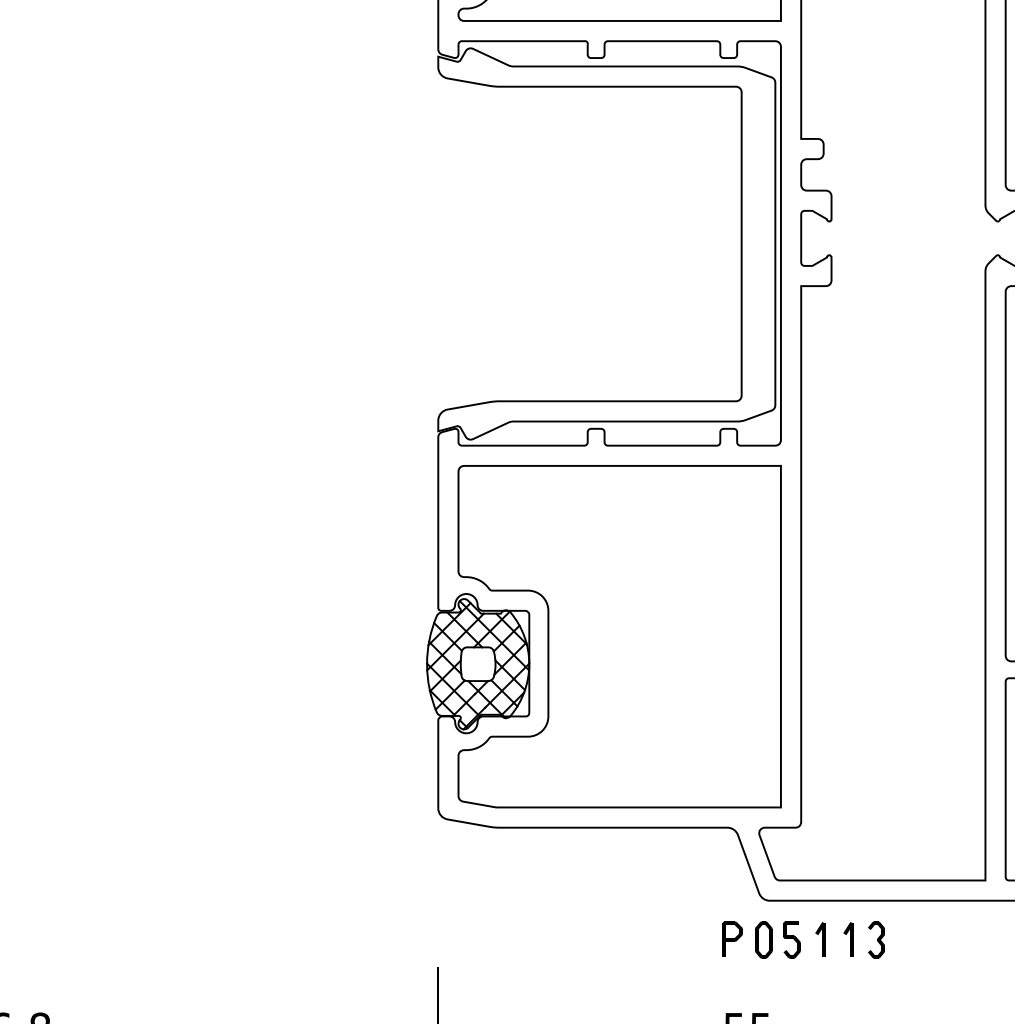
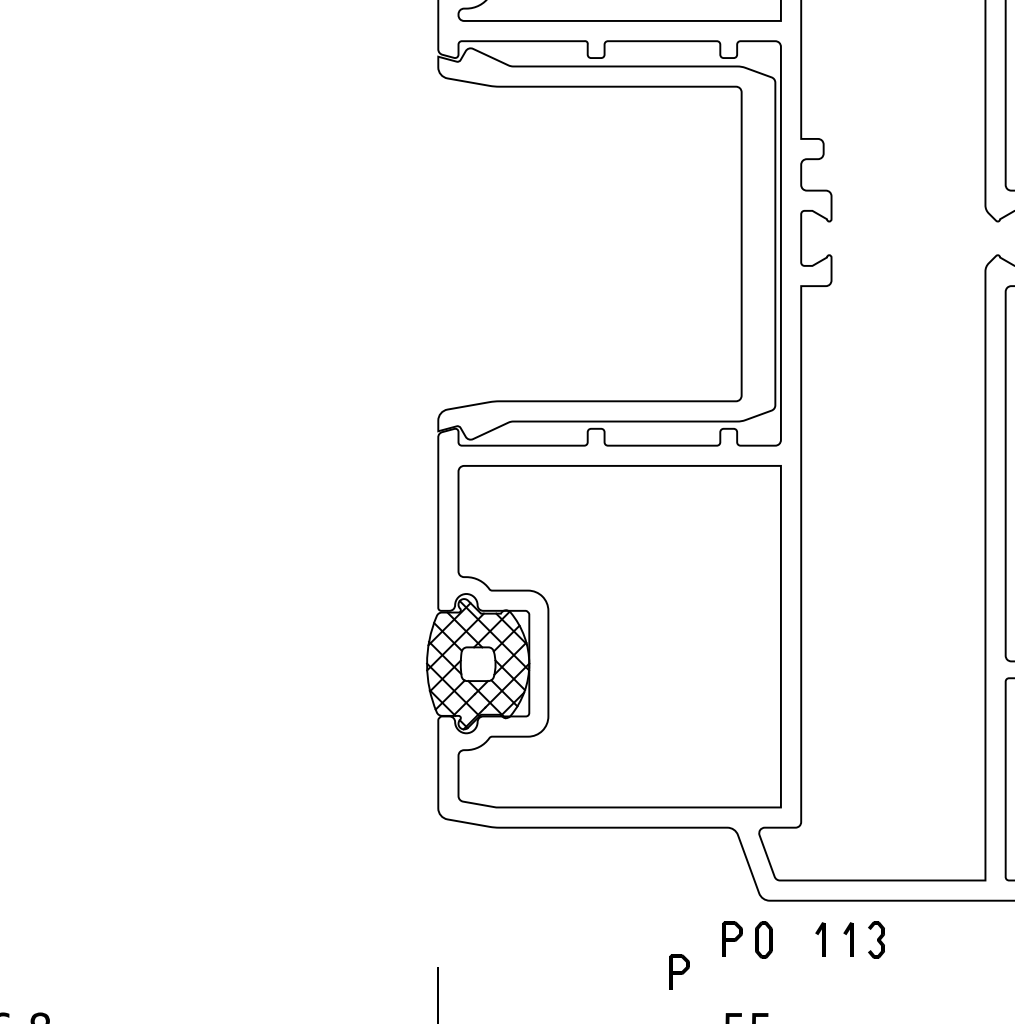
part: present -> none (791, 939)
part: none -> present (679, 971)
